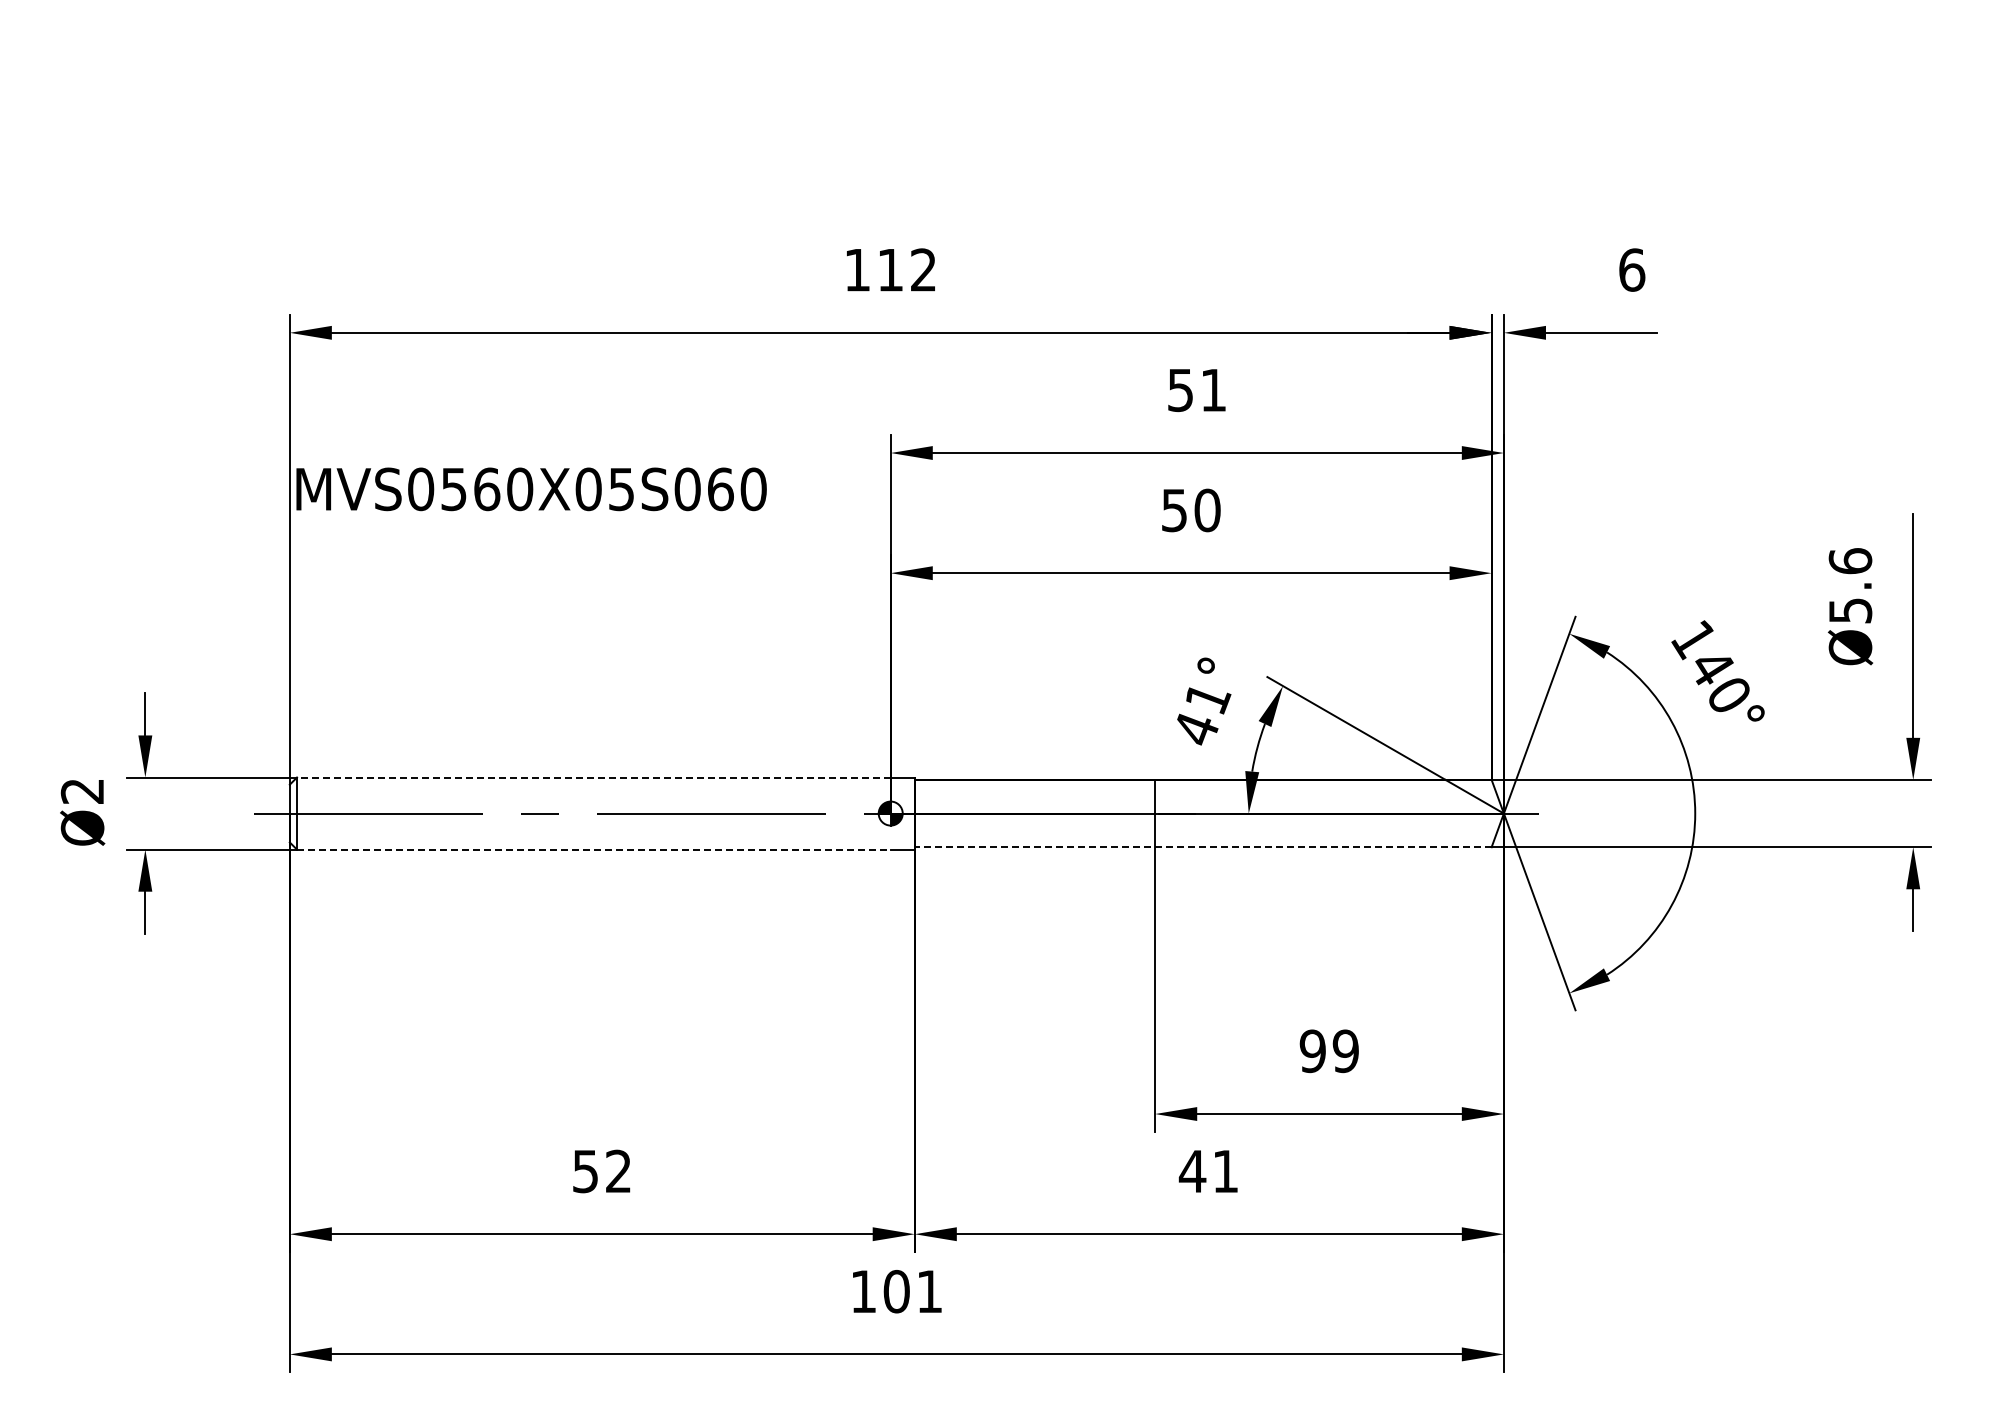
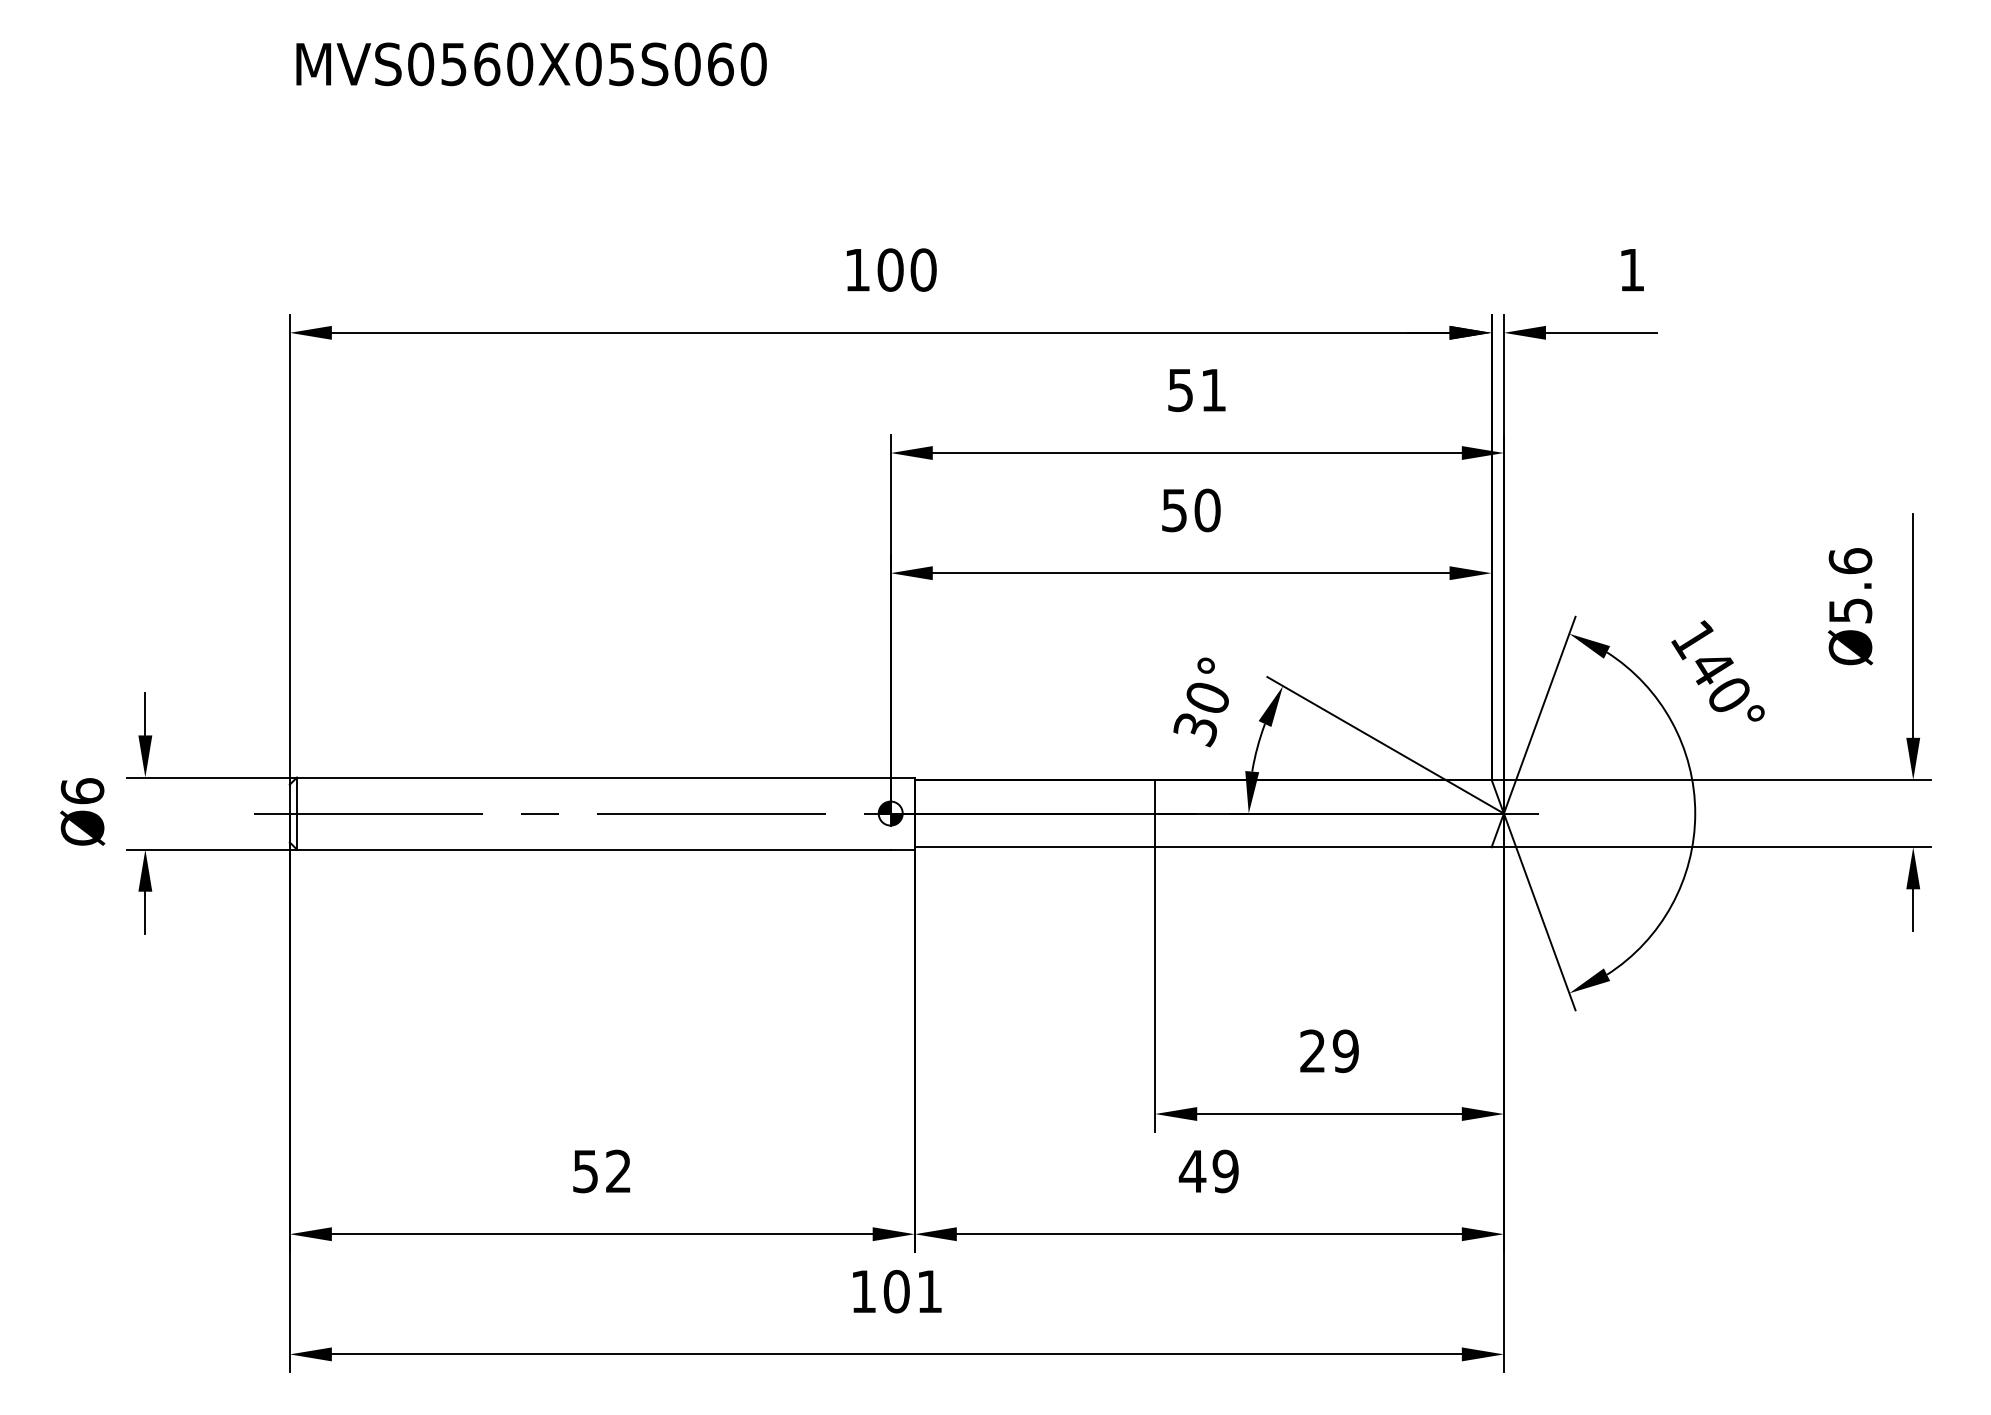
text: 112 -> 100 (906, 269)
text: 6 -> 1 (1632, 269)
text position: (531, 489) -> (531, 64) (531, 64)
text: 41° -> 30° (1202, 714)
line: dashed -> solid (593, 777)
text: Ø2 -> Ø6 (82, 791)
line: dashed -> solid (1202, 847)
line: dashed -> solid (593, 849)
text: 99 -> 29 (1312, 1051)
text: 41 -> 49 (1225, 1171)
